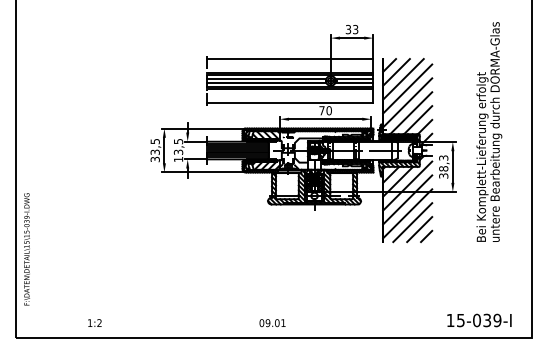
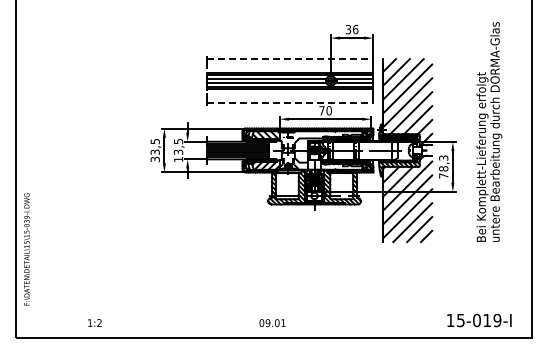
text: 33 -> 36 (355, 29)
line: solid -> dashed (290, 59)
line: solid -> dashed (290, 102)
text: 38,3 -> 78,3 (443, 175)
text: 15-039-I -> 15-019-I (487, 320)
